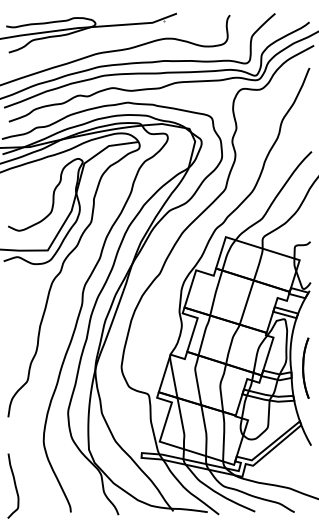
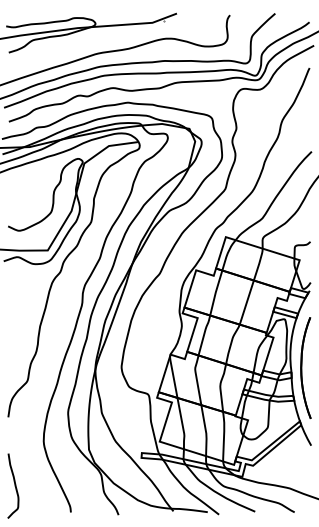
part size: 8x62 px -> 12x103 px (305, 368)
